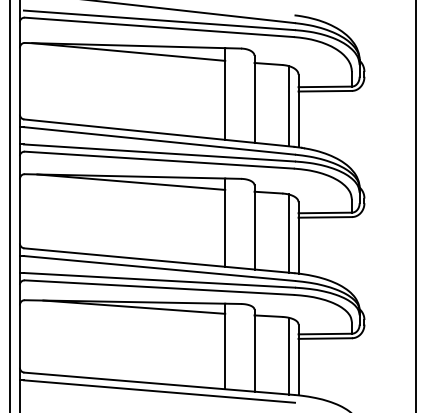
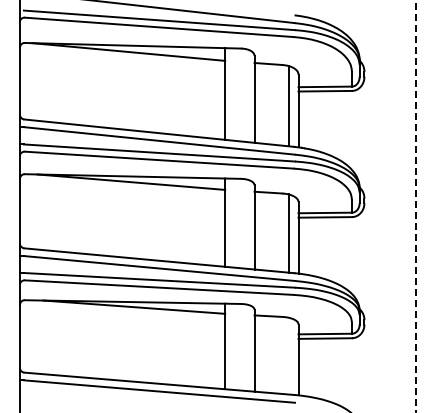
line: present -> none (10, 205)
line: solid -> dashed (415, 206)
line: present -> none (288, 355)
